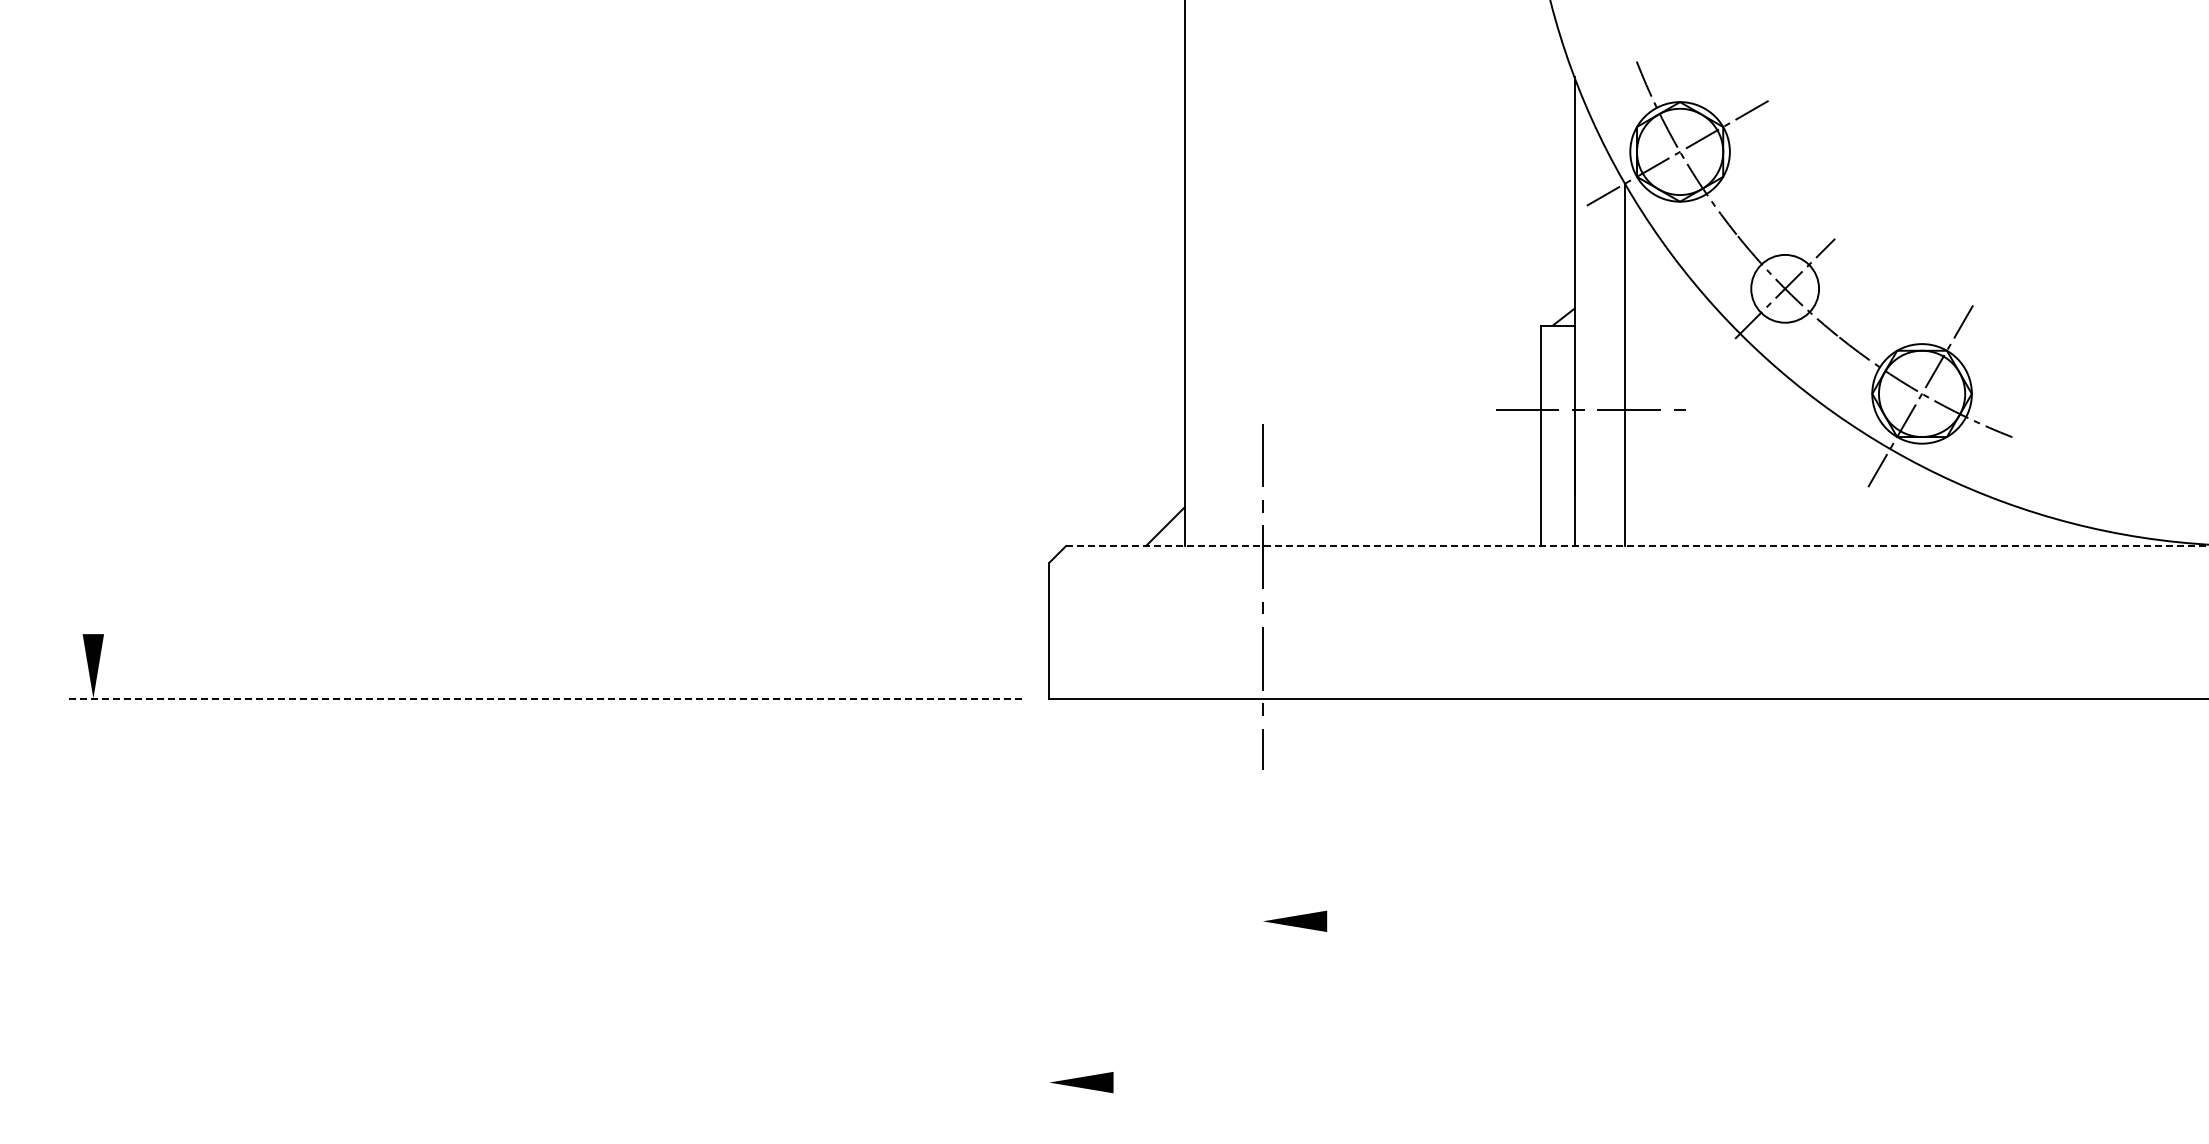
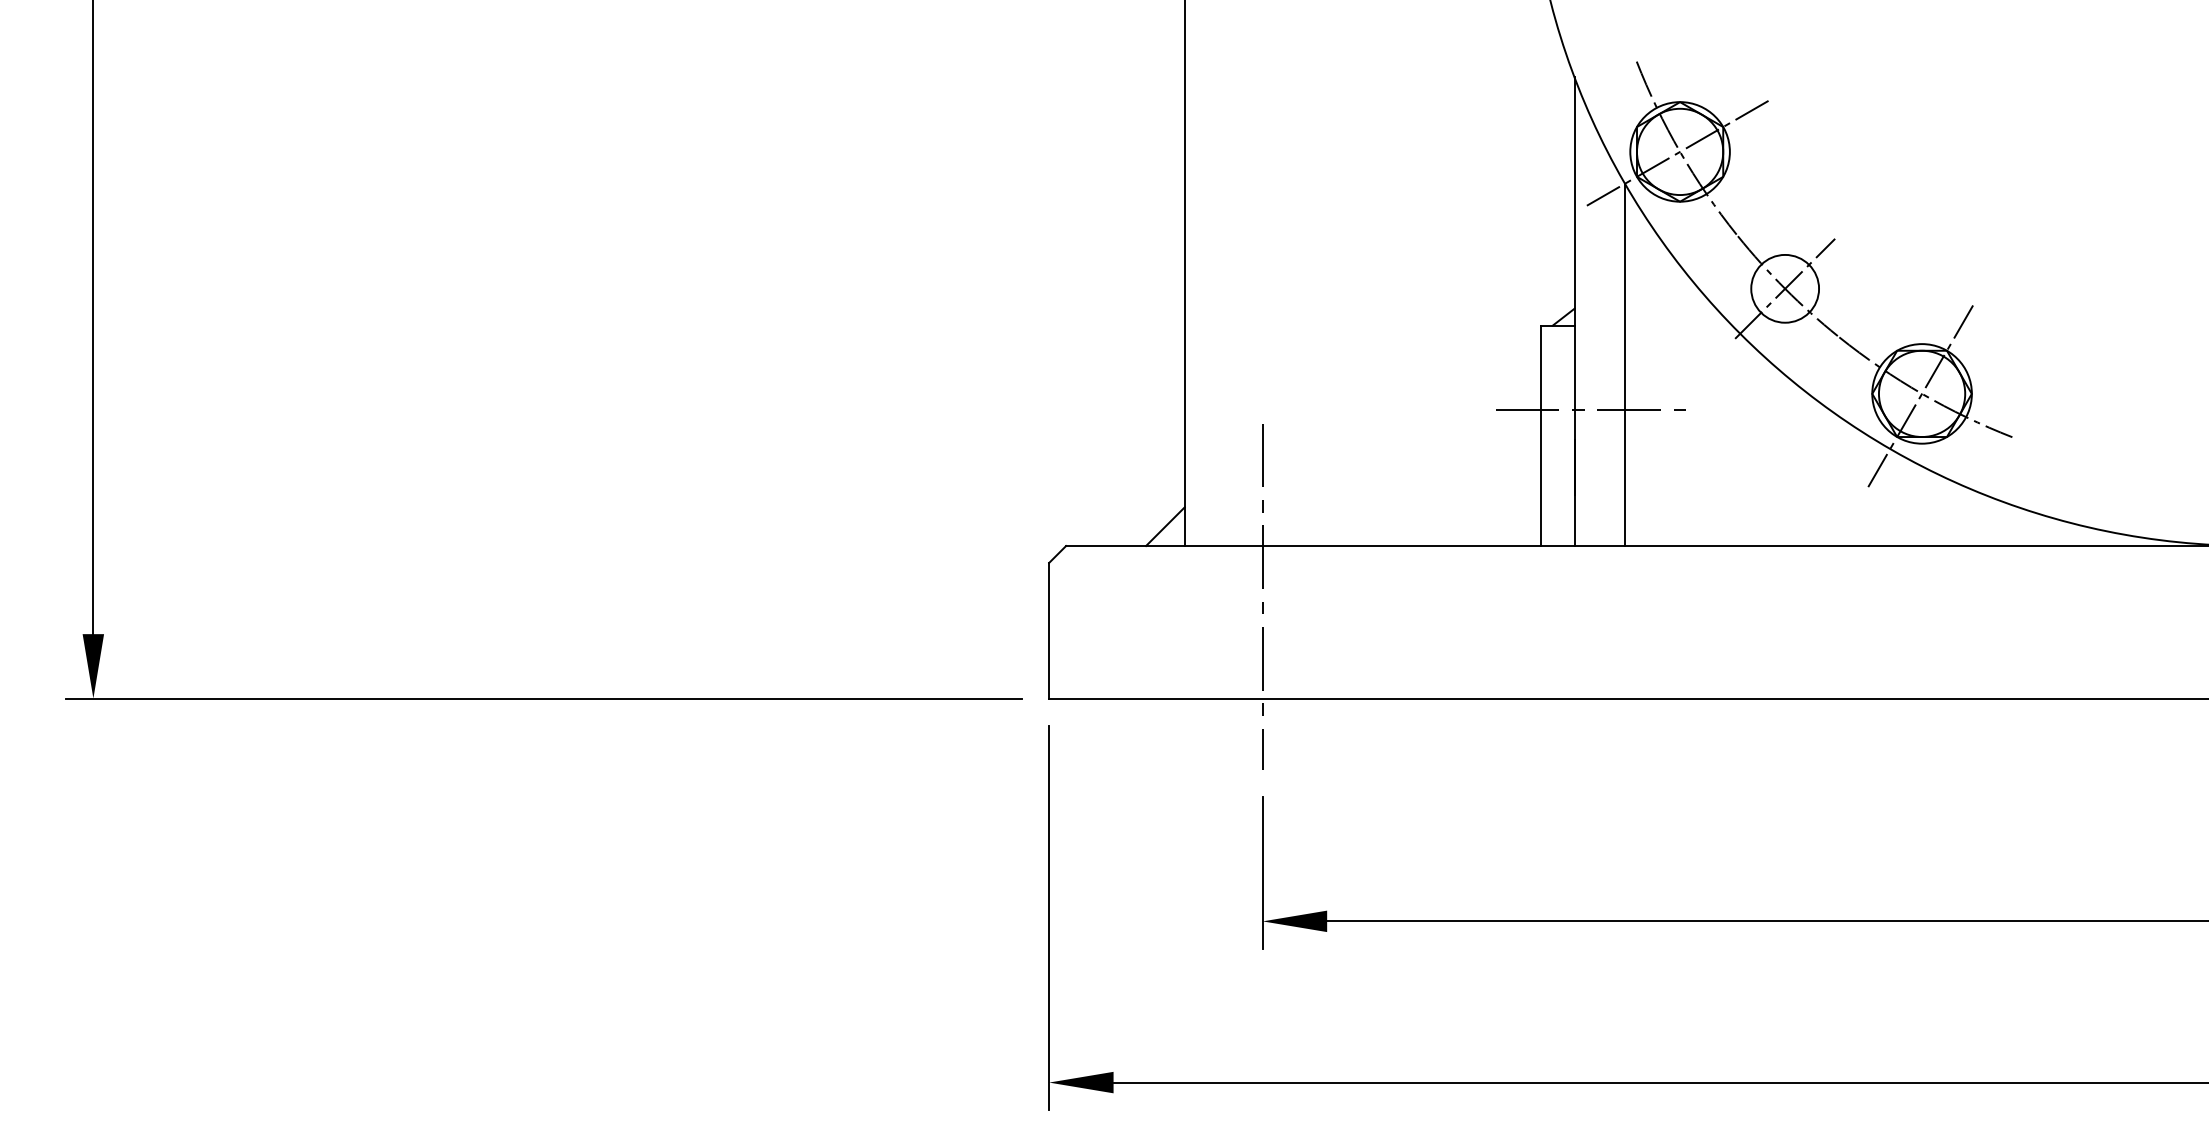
line: none -> present (93, 318)
line: dashed -> solid (1637, 546)
line: dashed -> solid (544, 698)
line: none -> present (1262, 872)
line: none -> present (1049, 917)
line: none -> present (1766, 921)
line: none -> present (1659, 1082)
